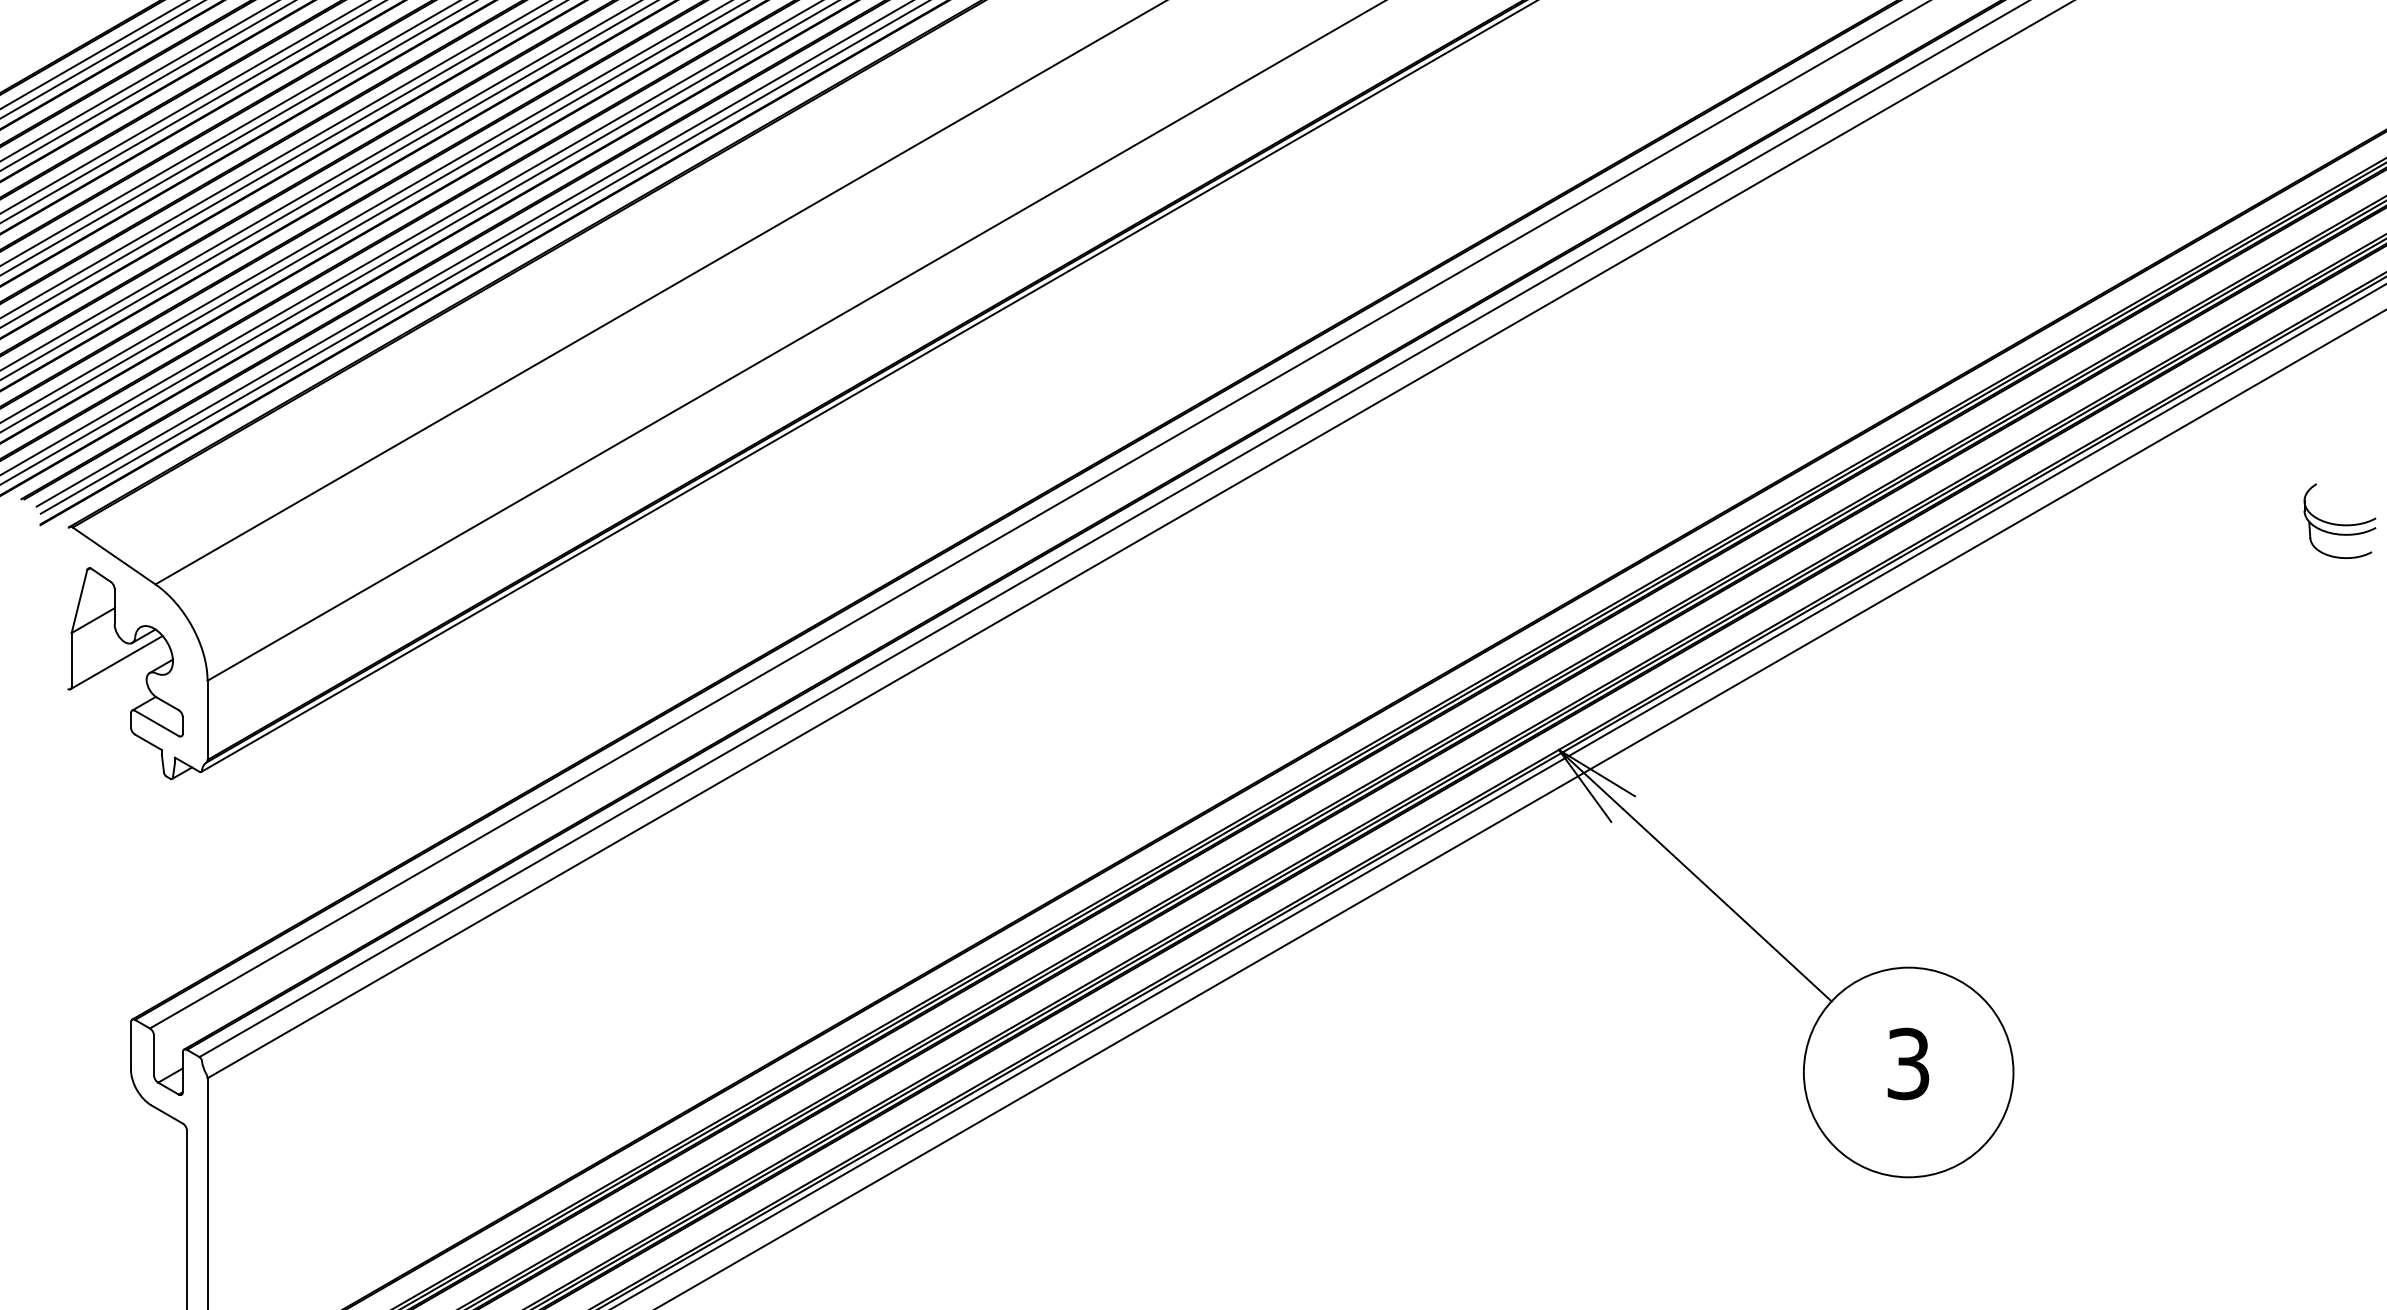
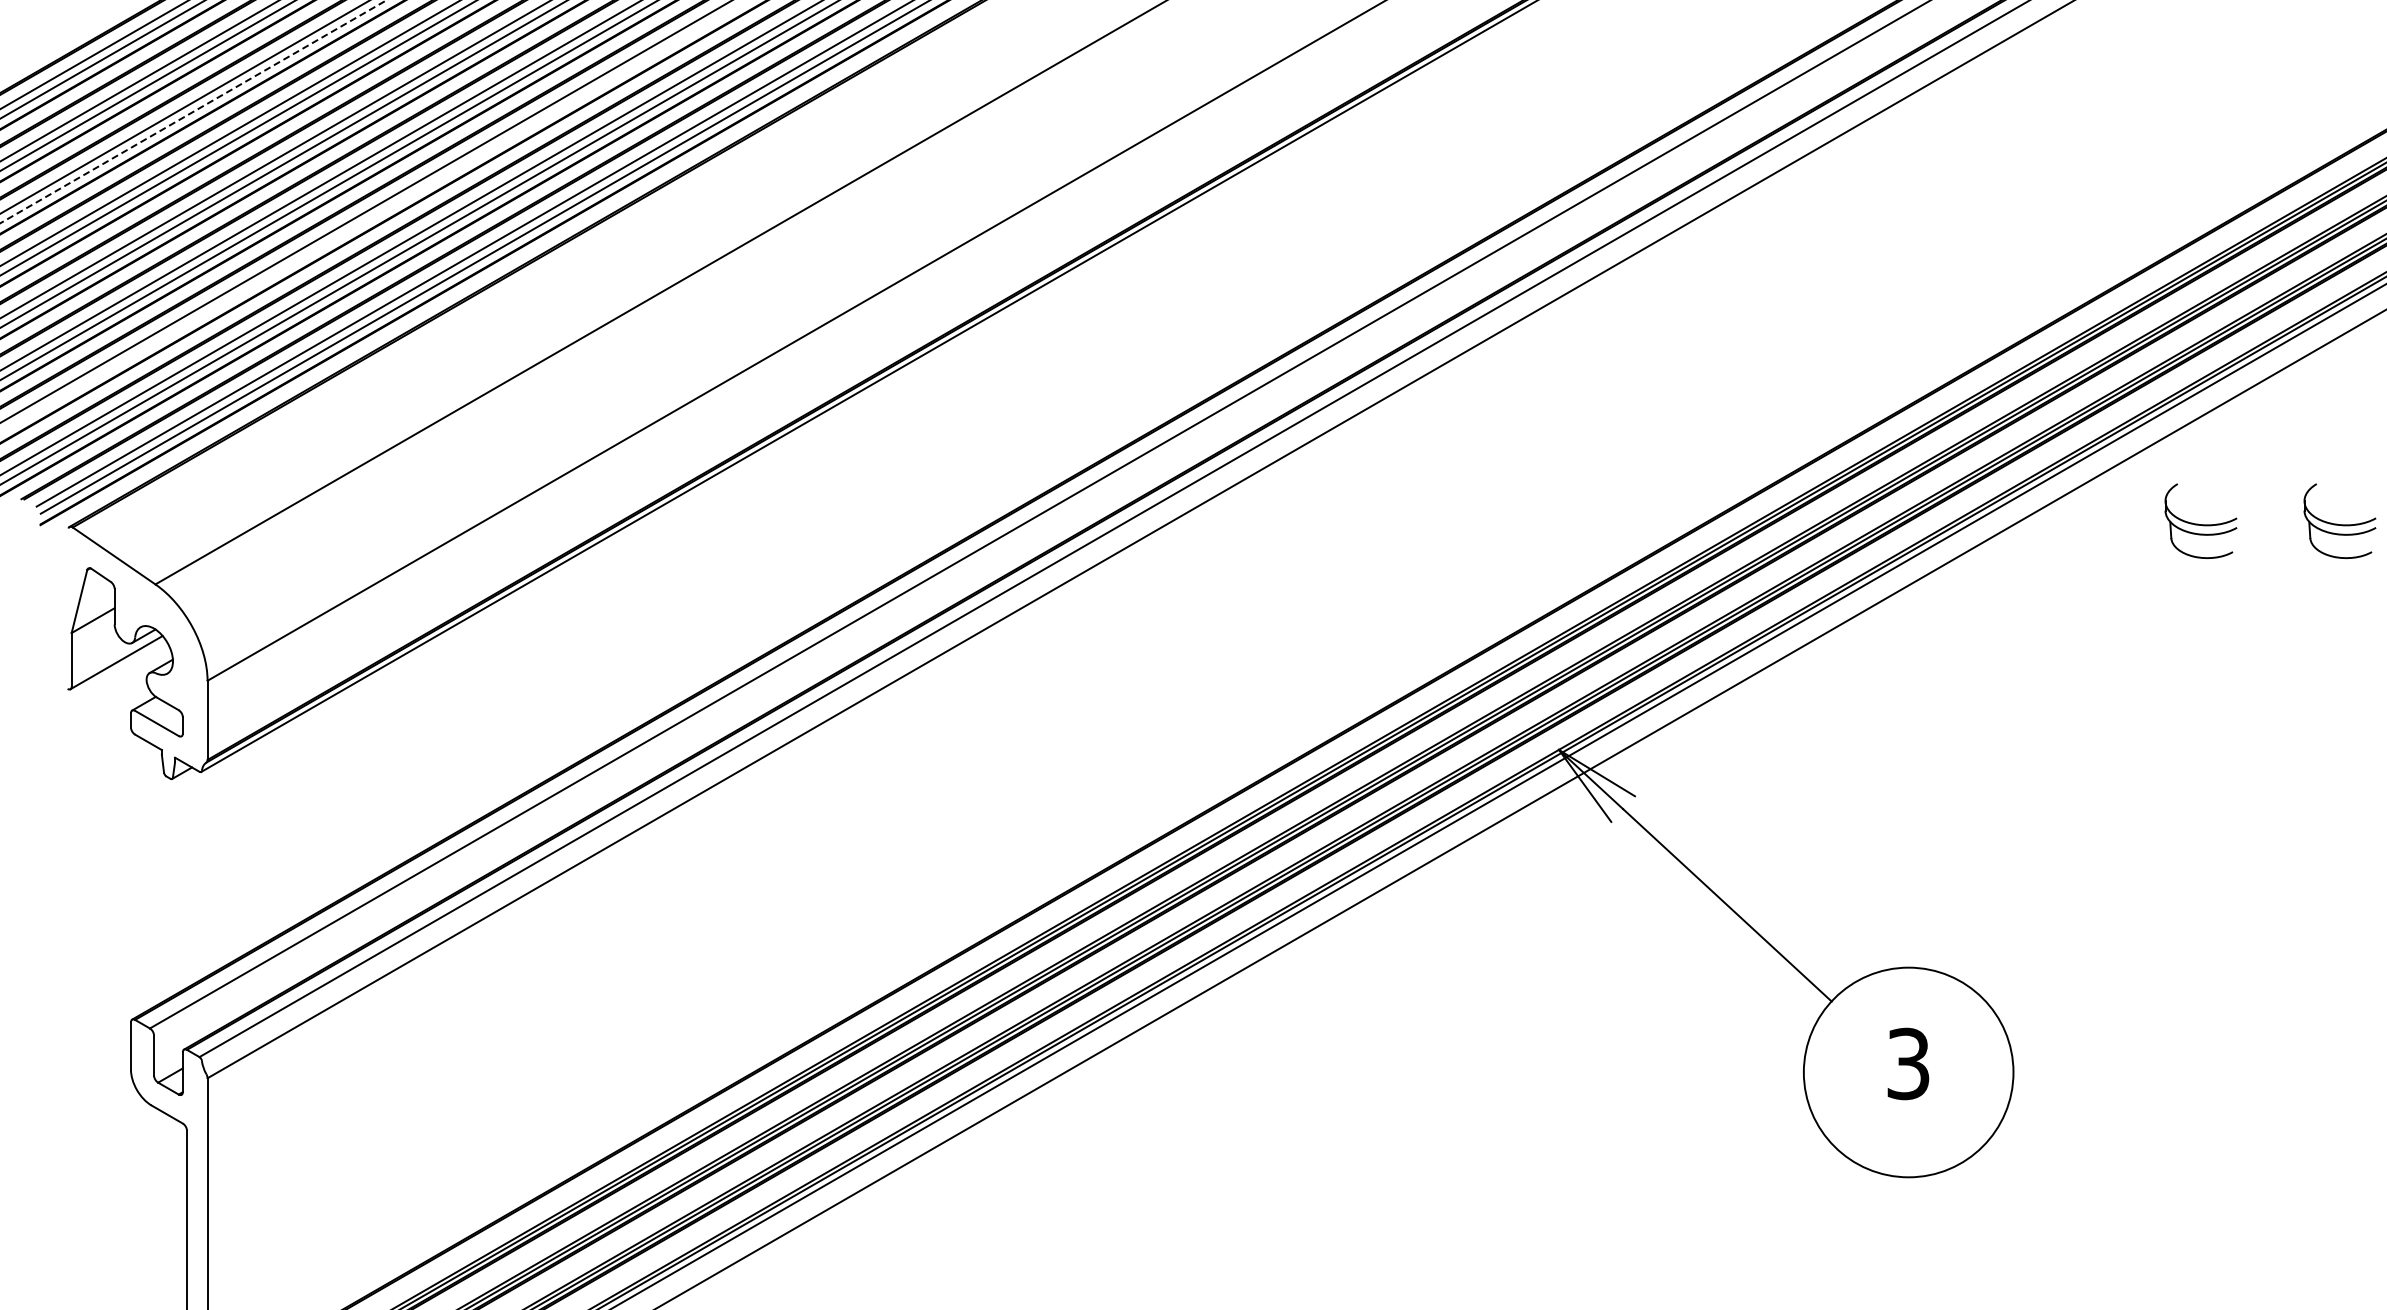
line: solid -> dashed (193, 111)
line: present -> none (373, 216)
part: none -> present (2200, 520)
